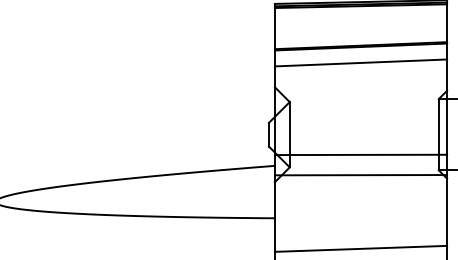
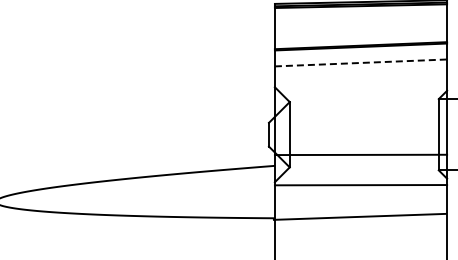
line: solid -> dashed (361, 62)
line position: (360, 175) -> (360, 185) (360, 185)
line position: (360, 248) -> (359, 216) (359, 216)
